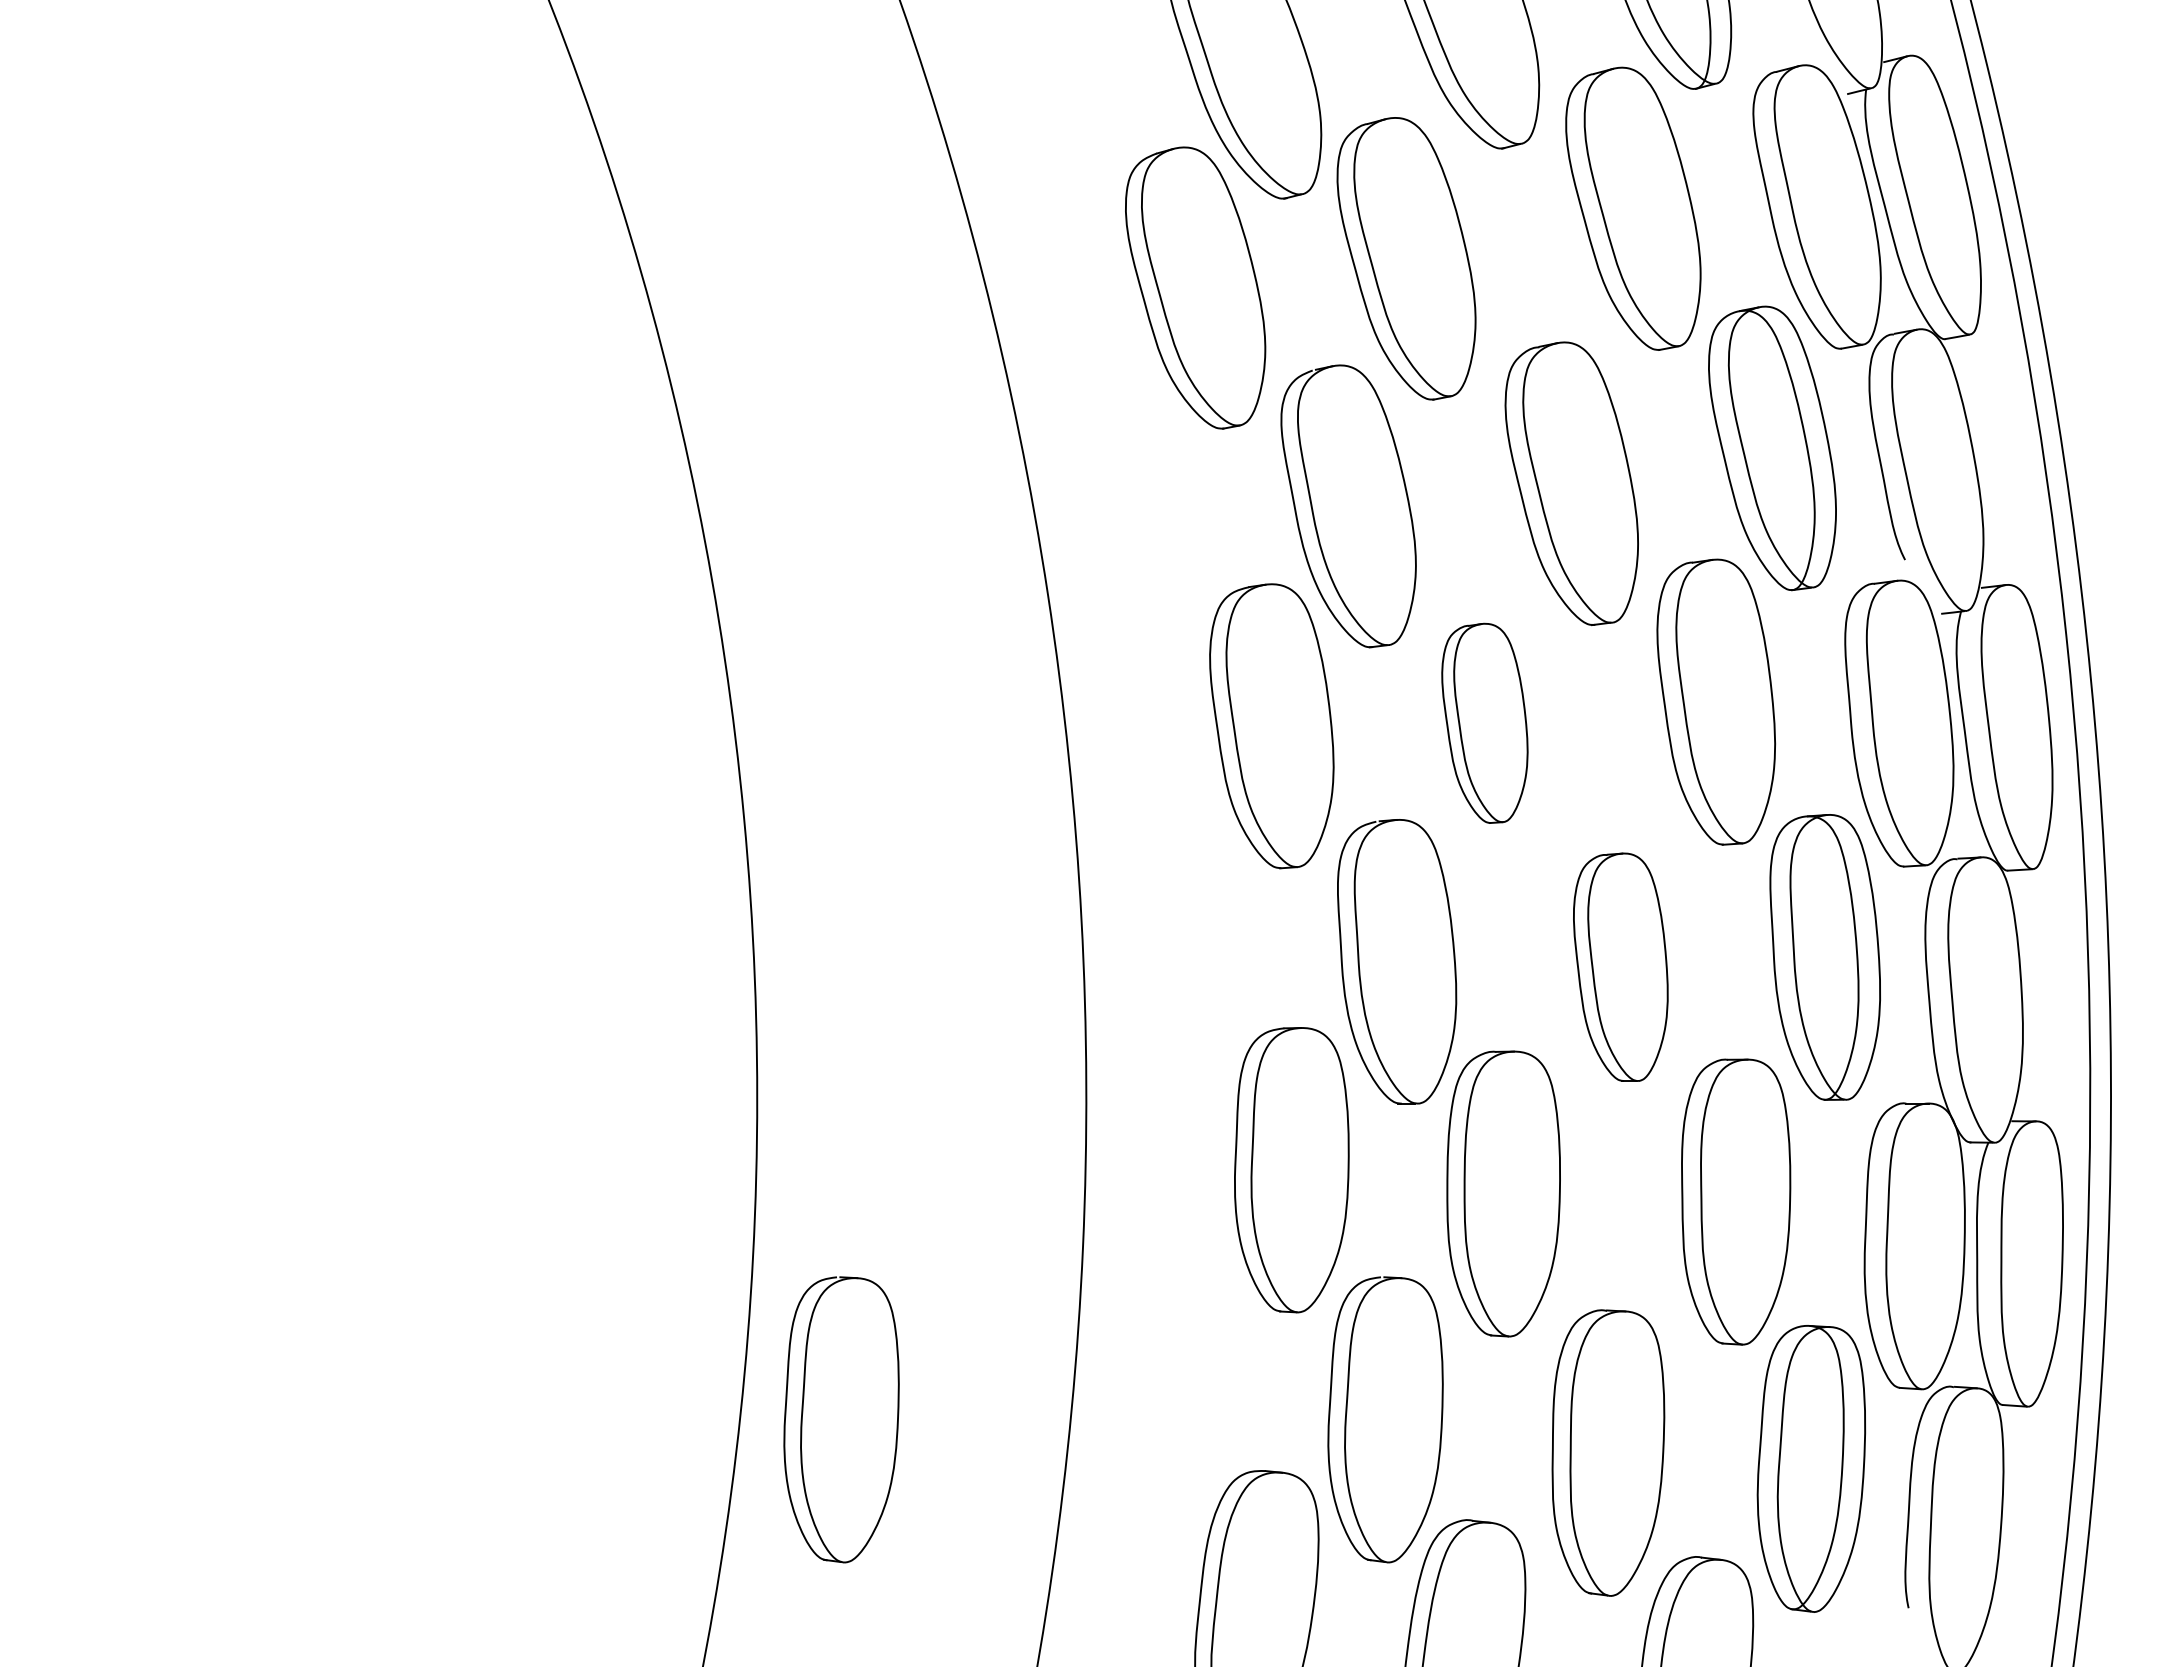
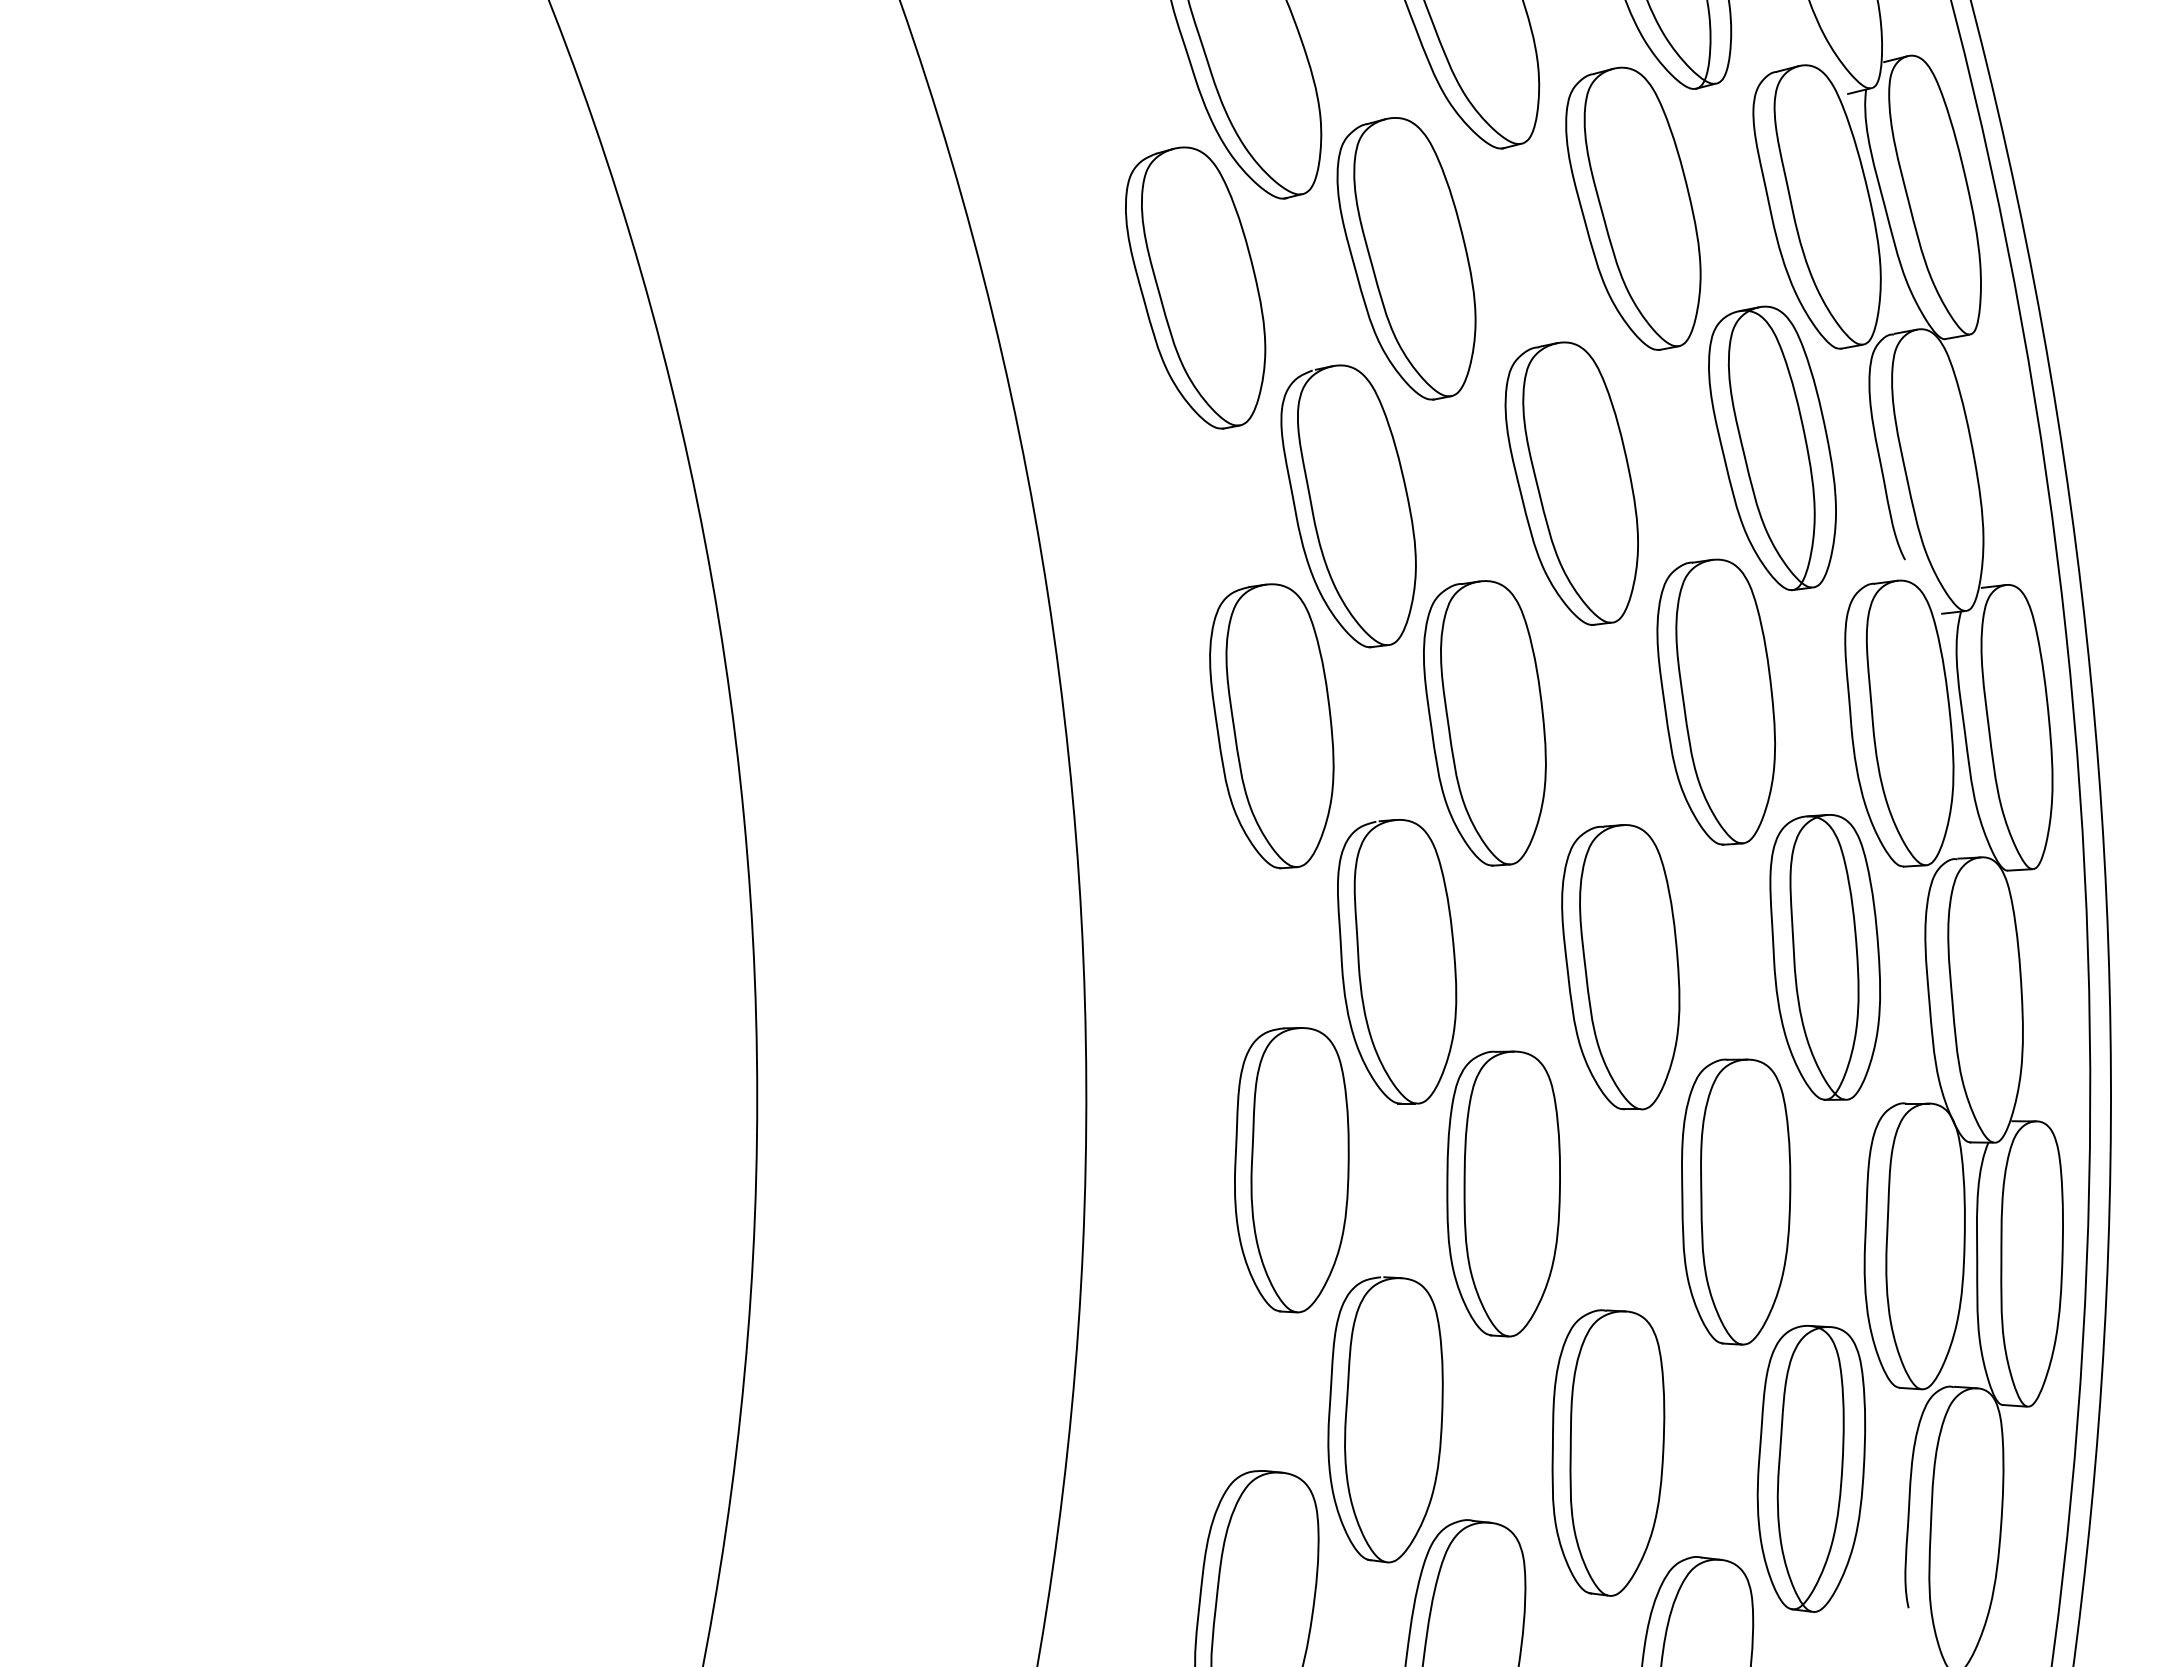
part size: 88x202 px -> 124x287 px (1484, 723)
part size: 96x230 px -> 120x287 px (1620, 967)
part: present -> none (841, 1419)
